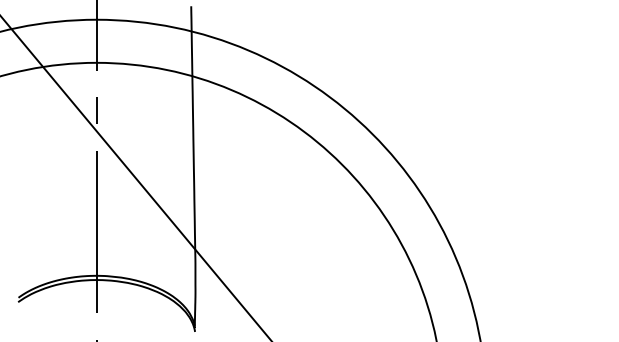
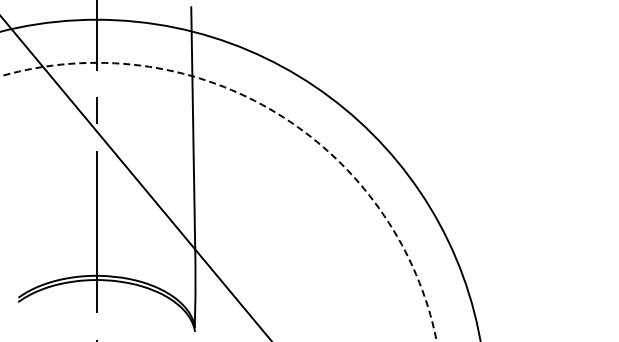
circle: solid -> dashed (218, 201)
